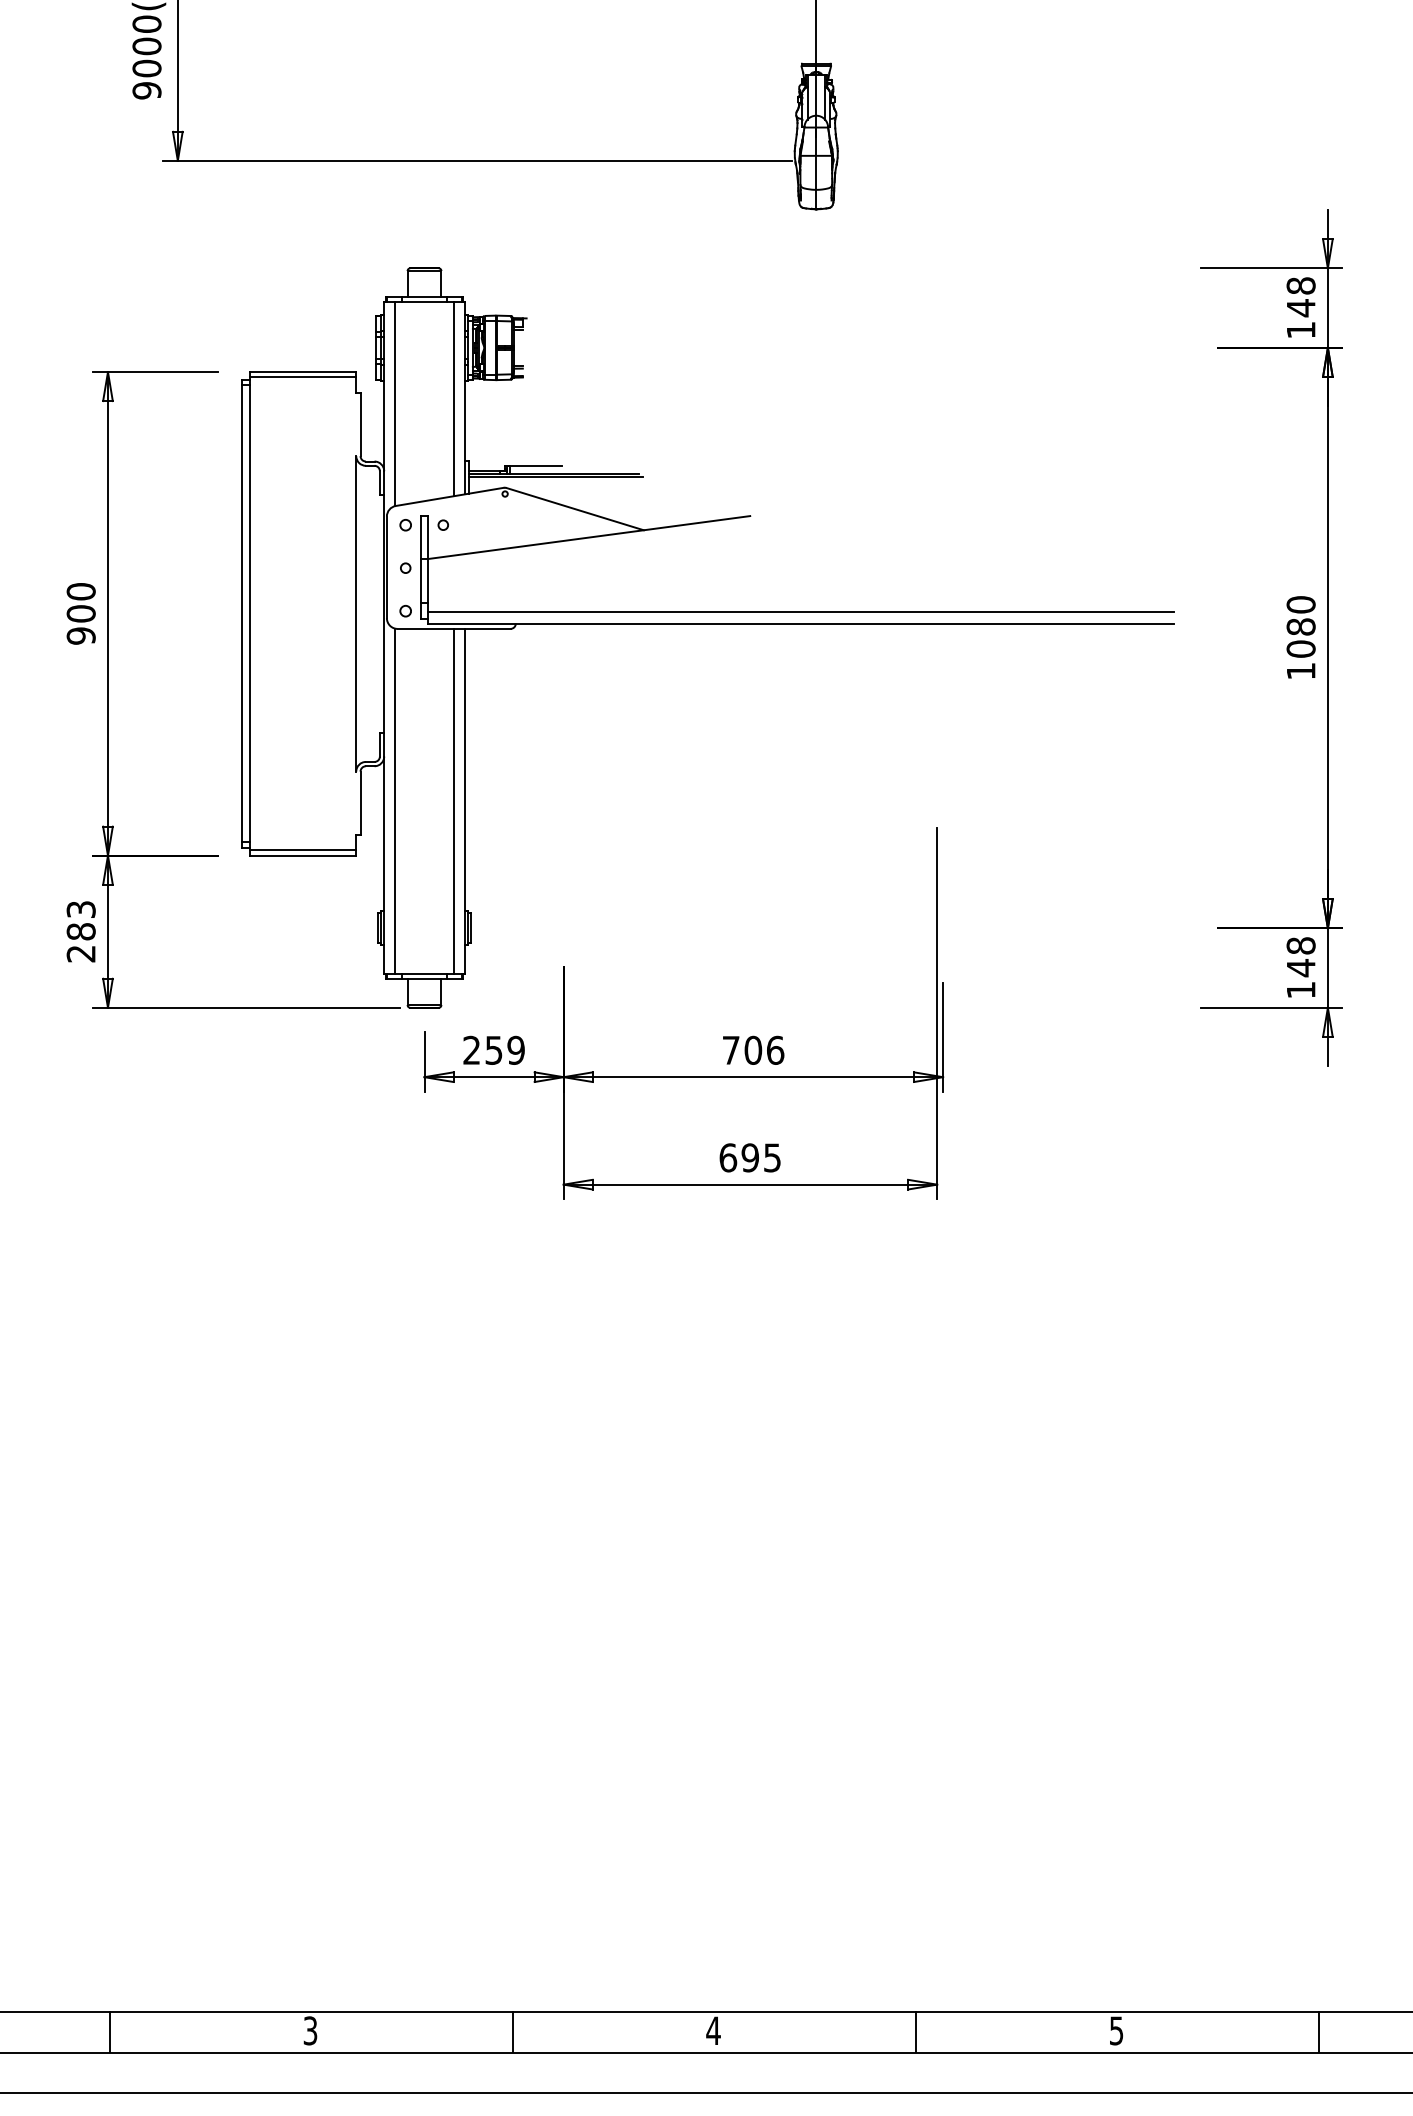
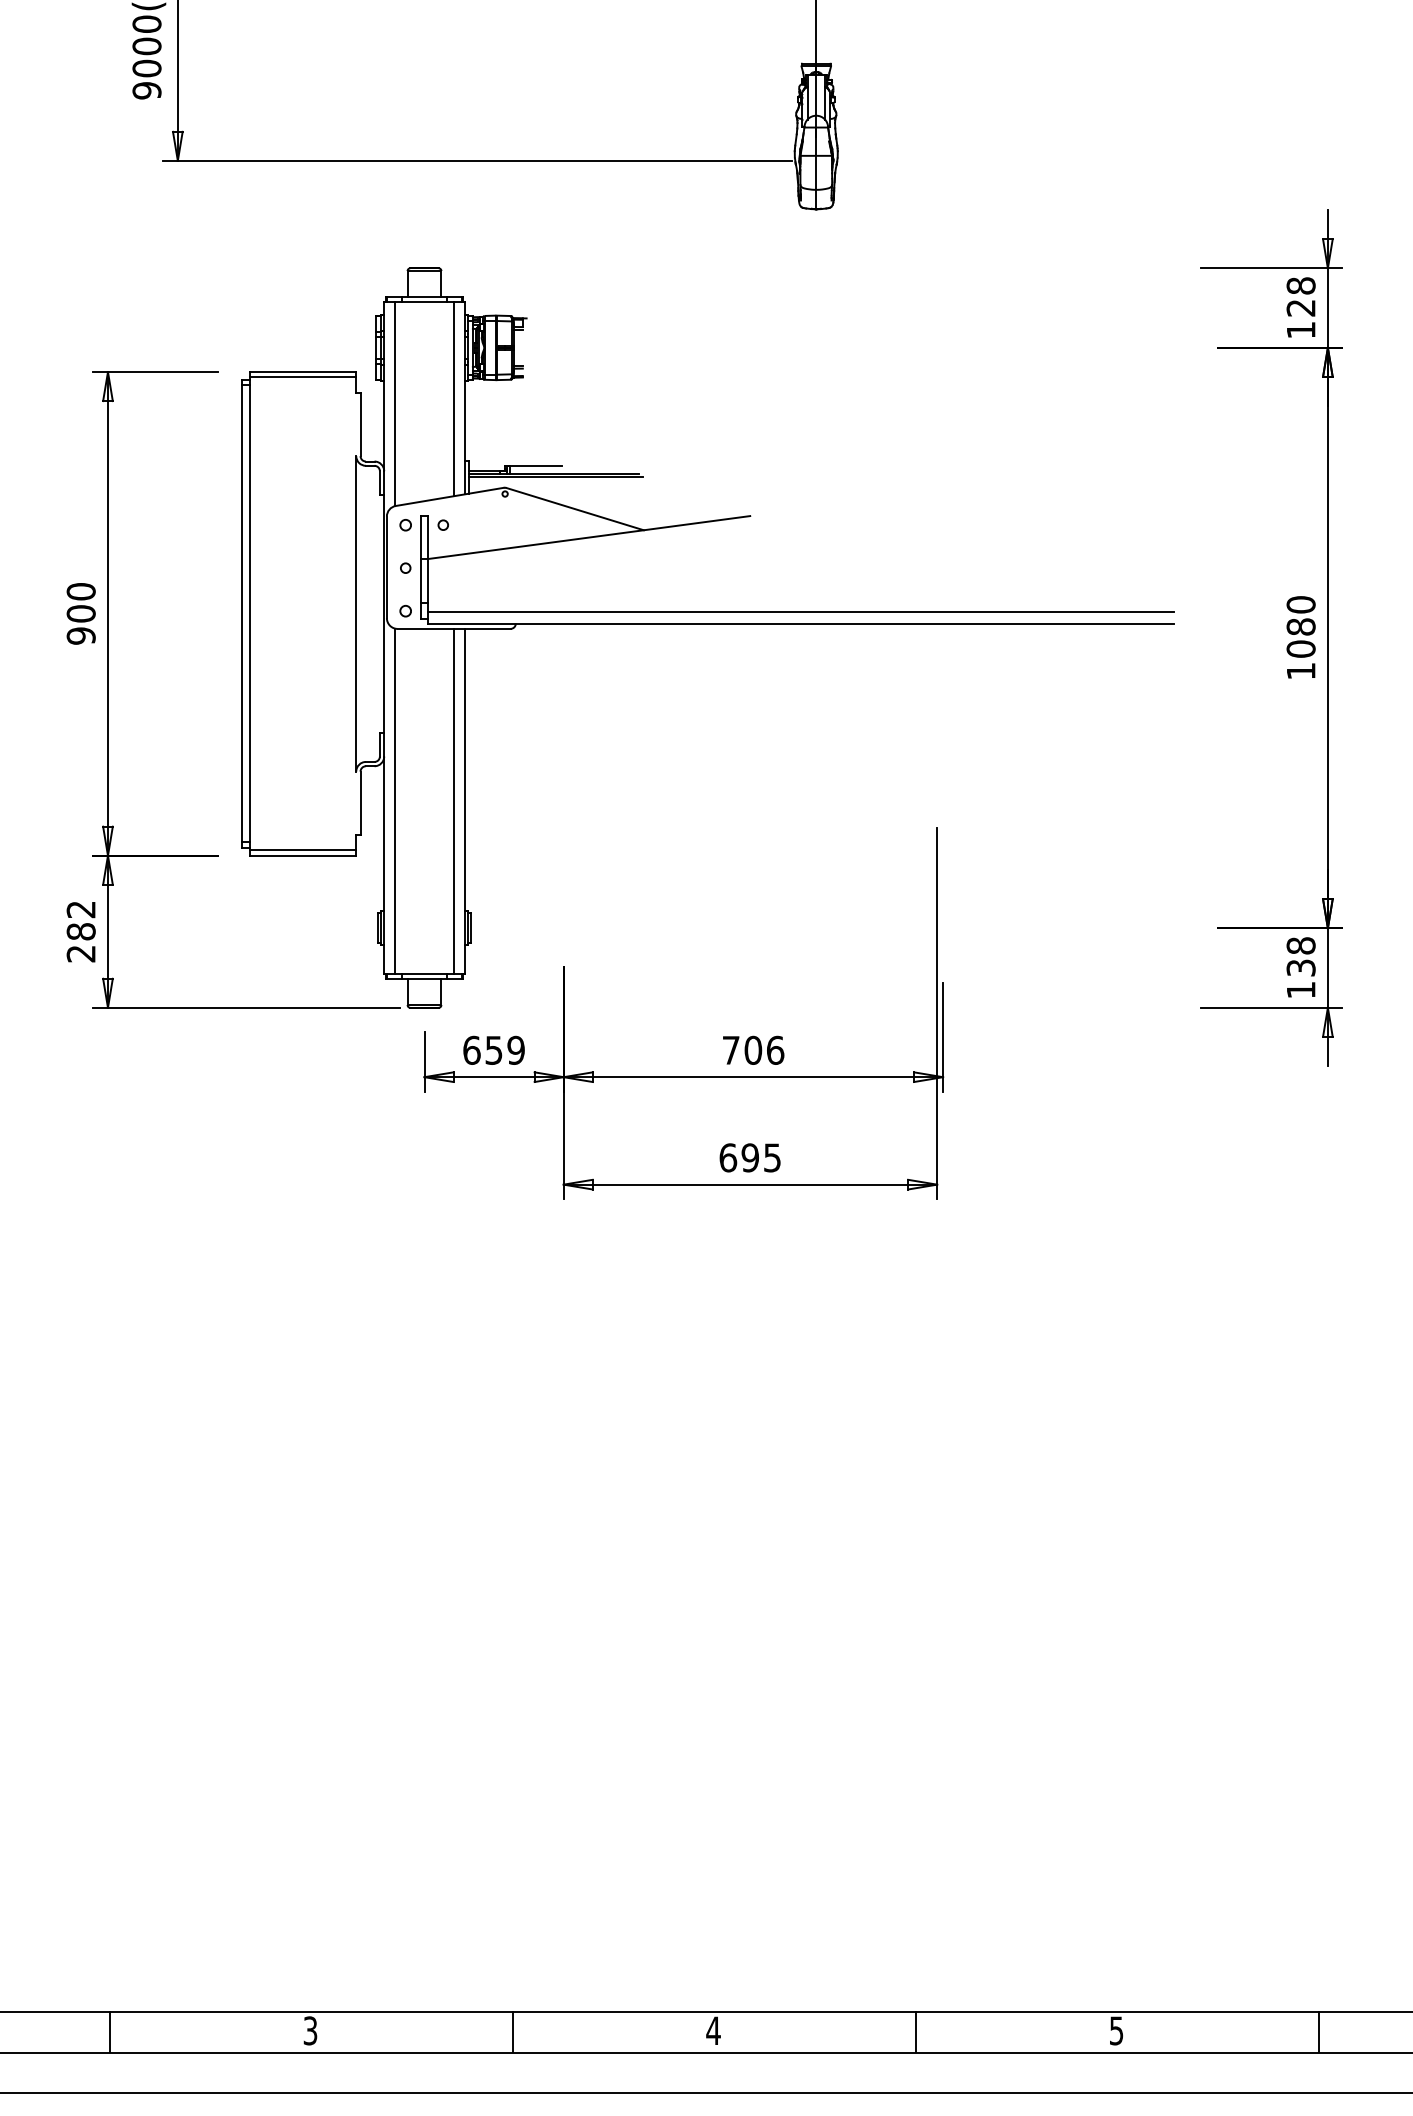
text: 148 -> 128 (1300, 308)
text: 283 -> 282 (80, 909)
text: 148 -> 138 (1300, 968)
text: 259 -> 659 (471, 1049)
